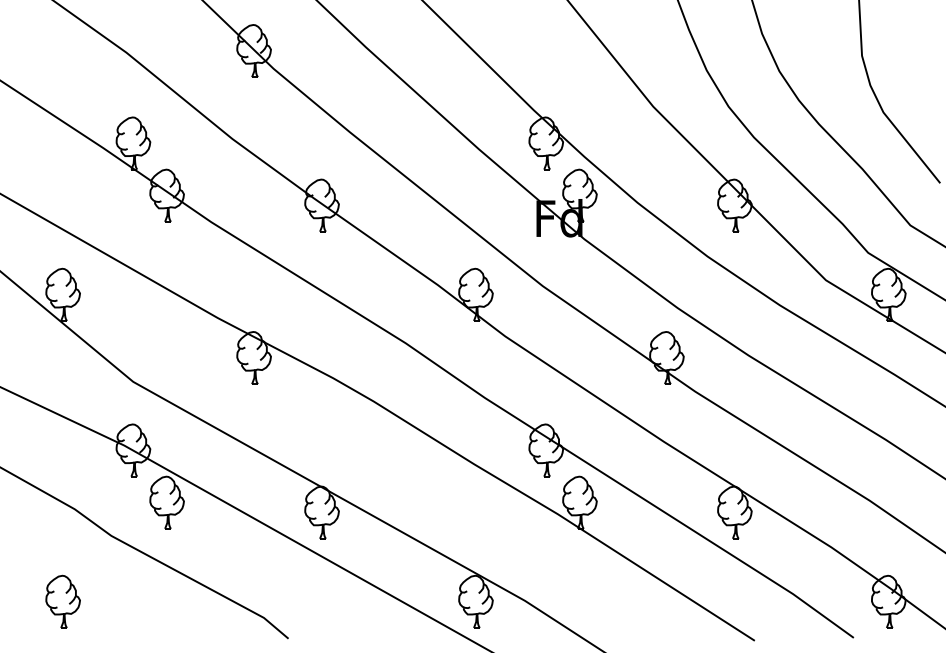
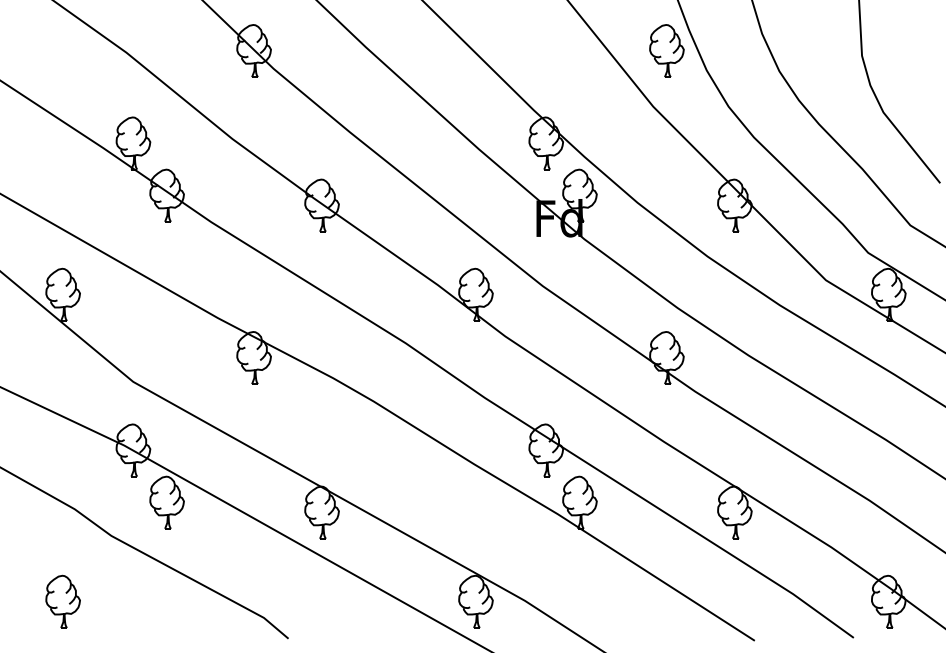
part: none -> present (666, 50)
